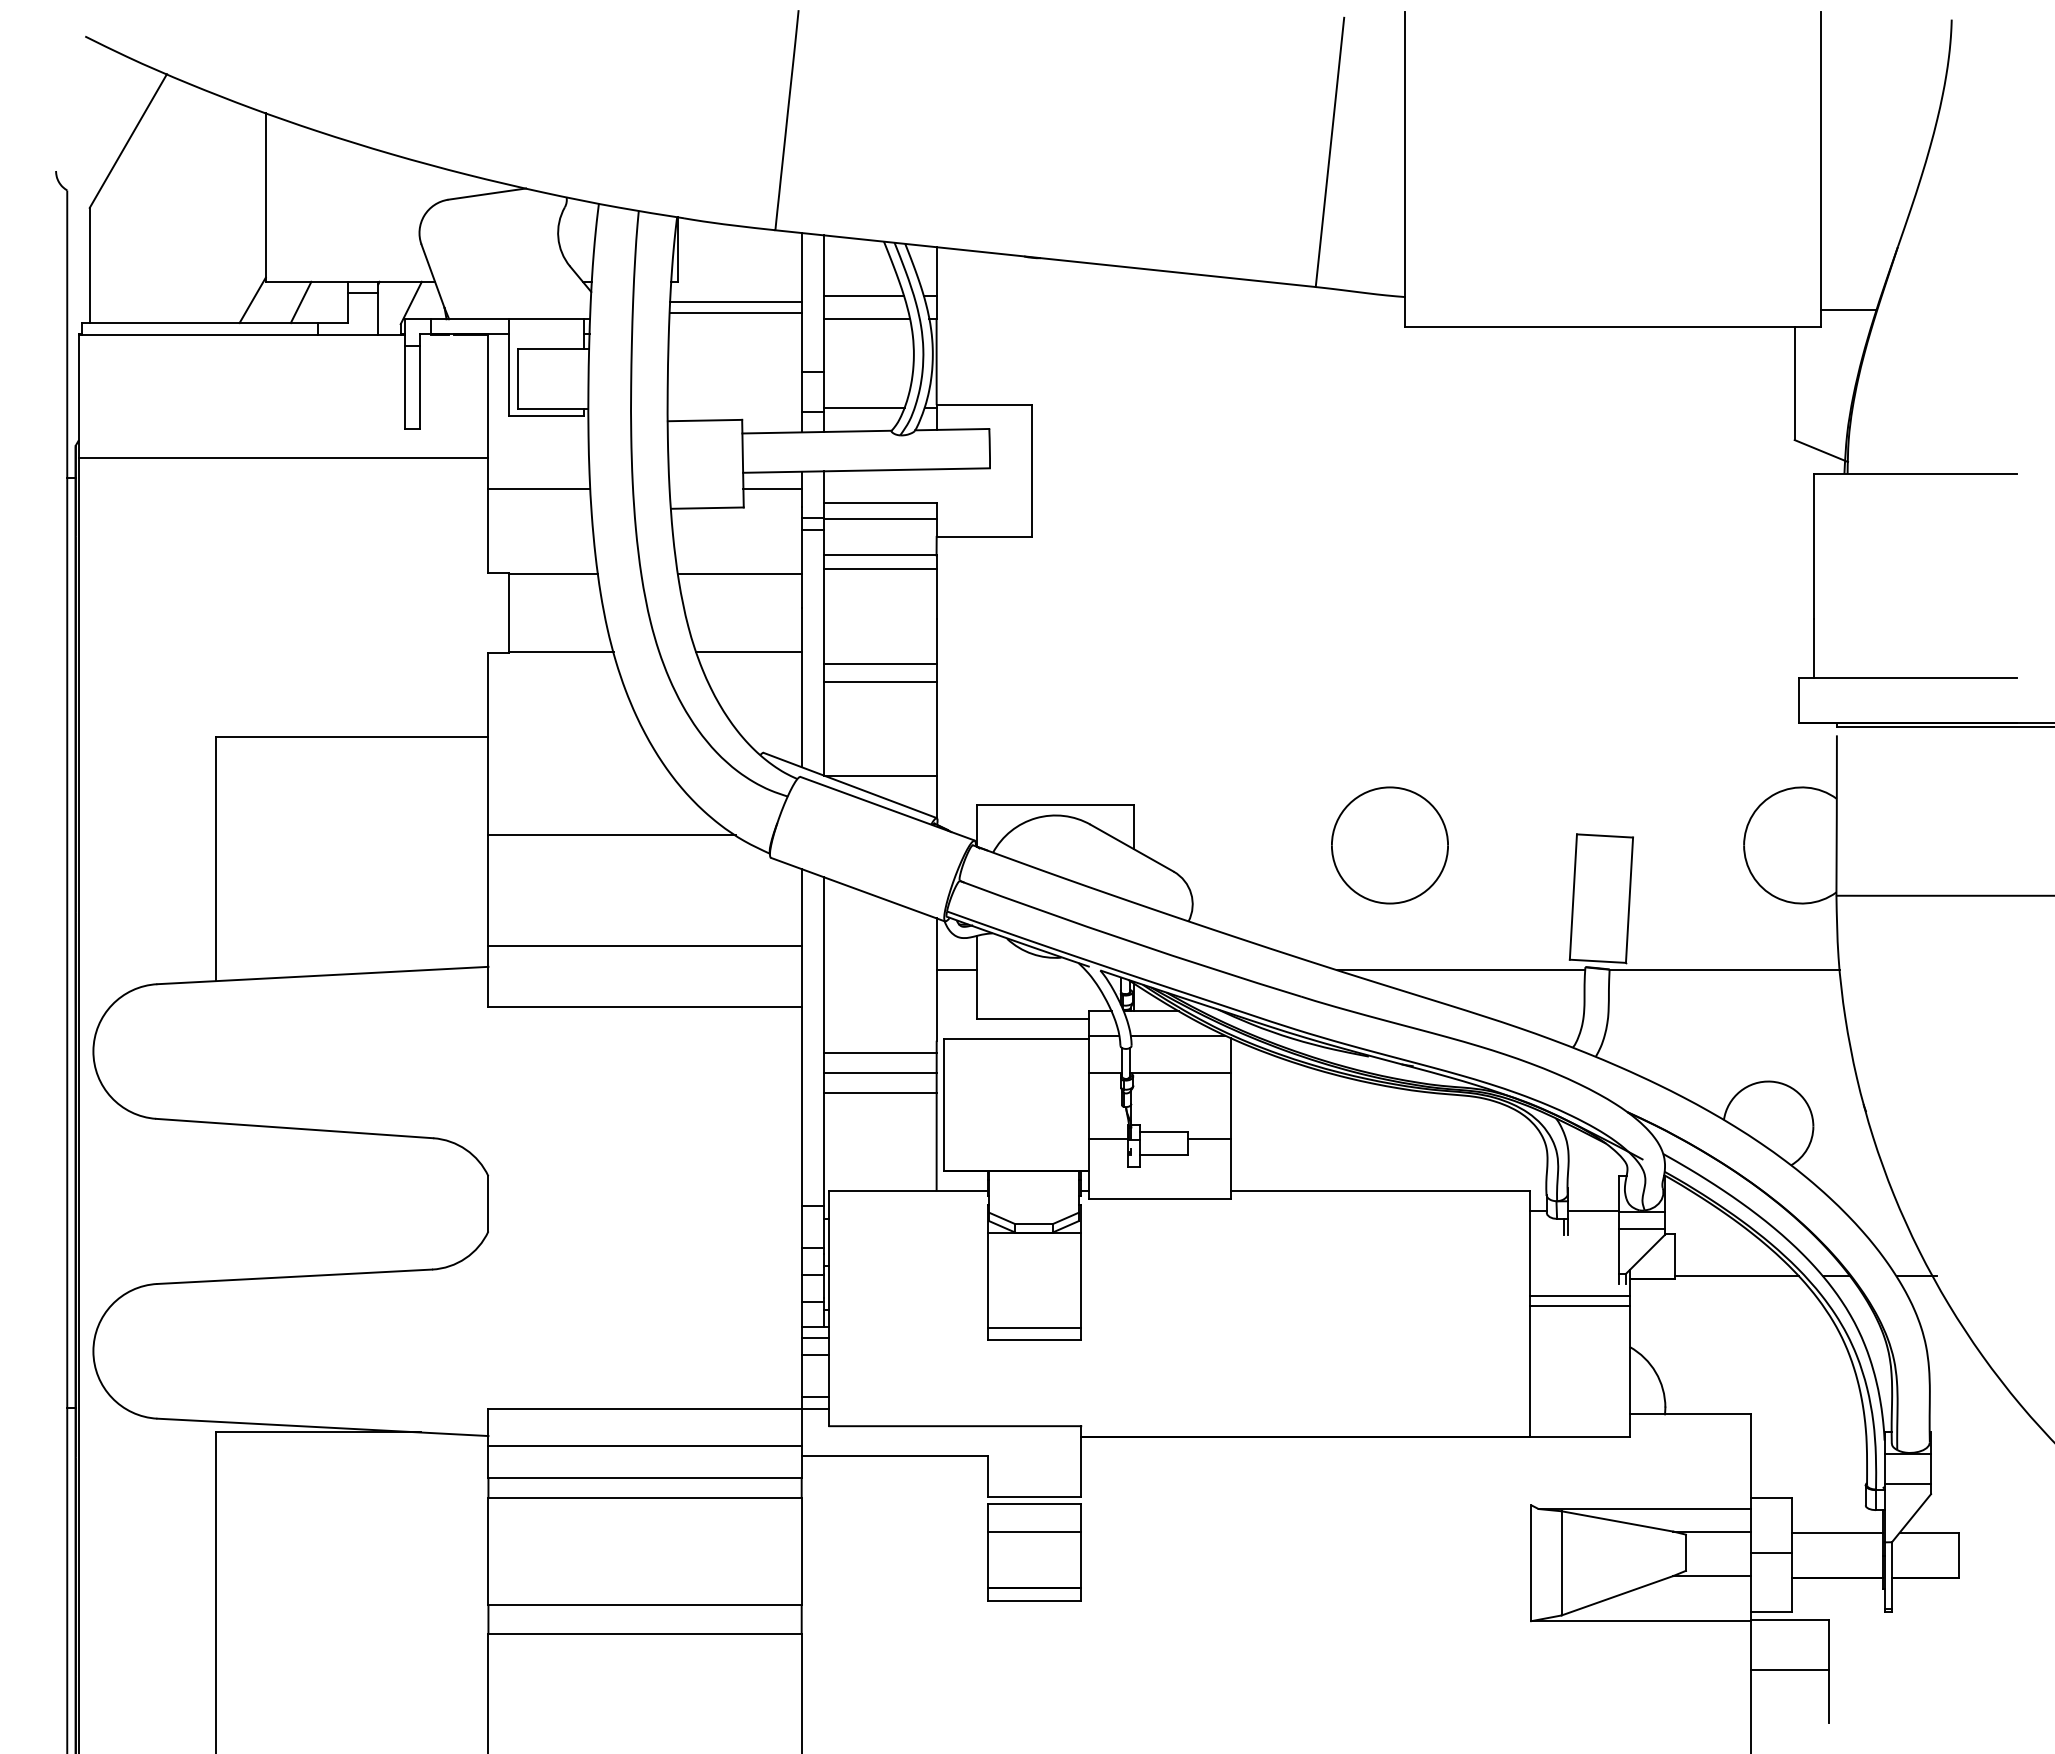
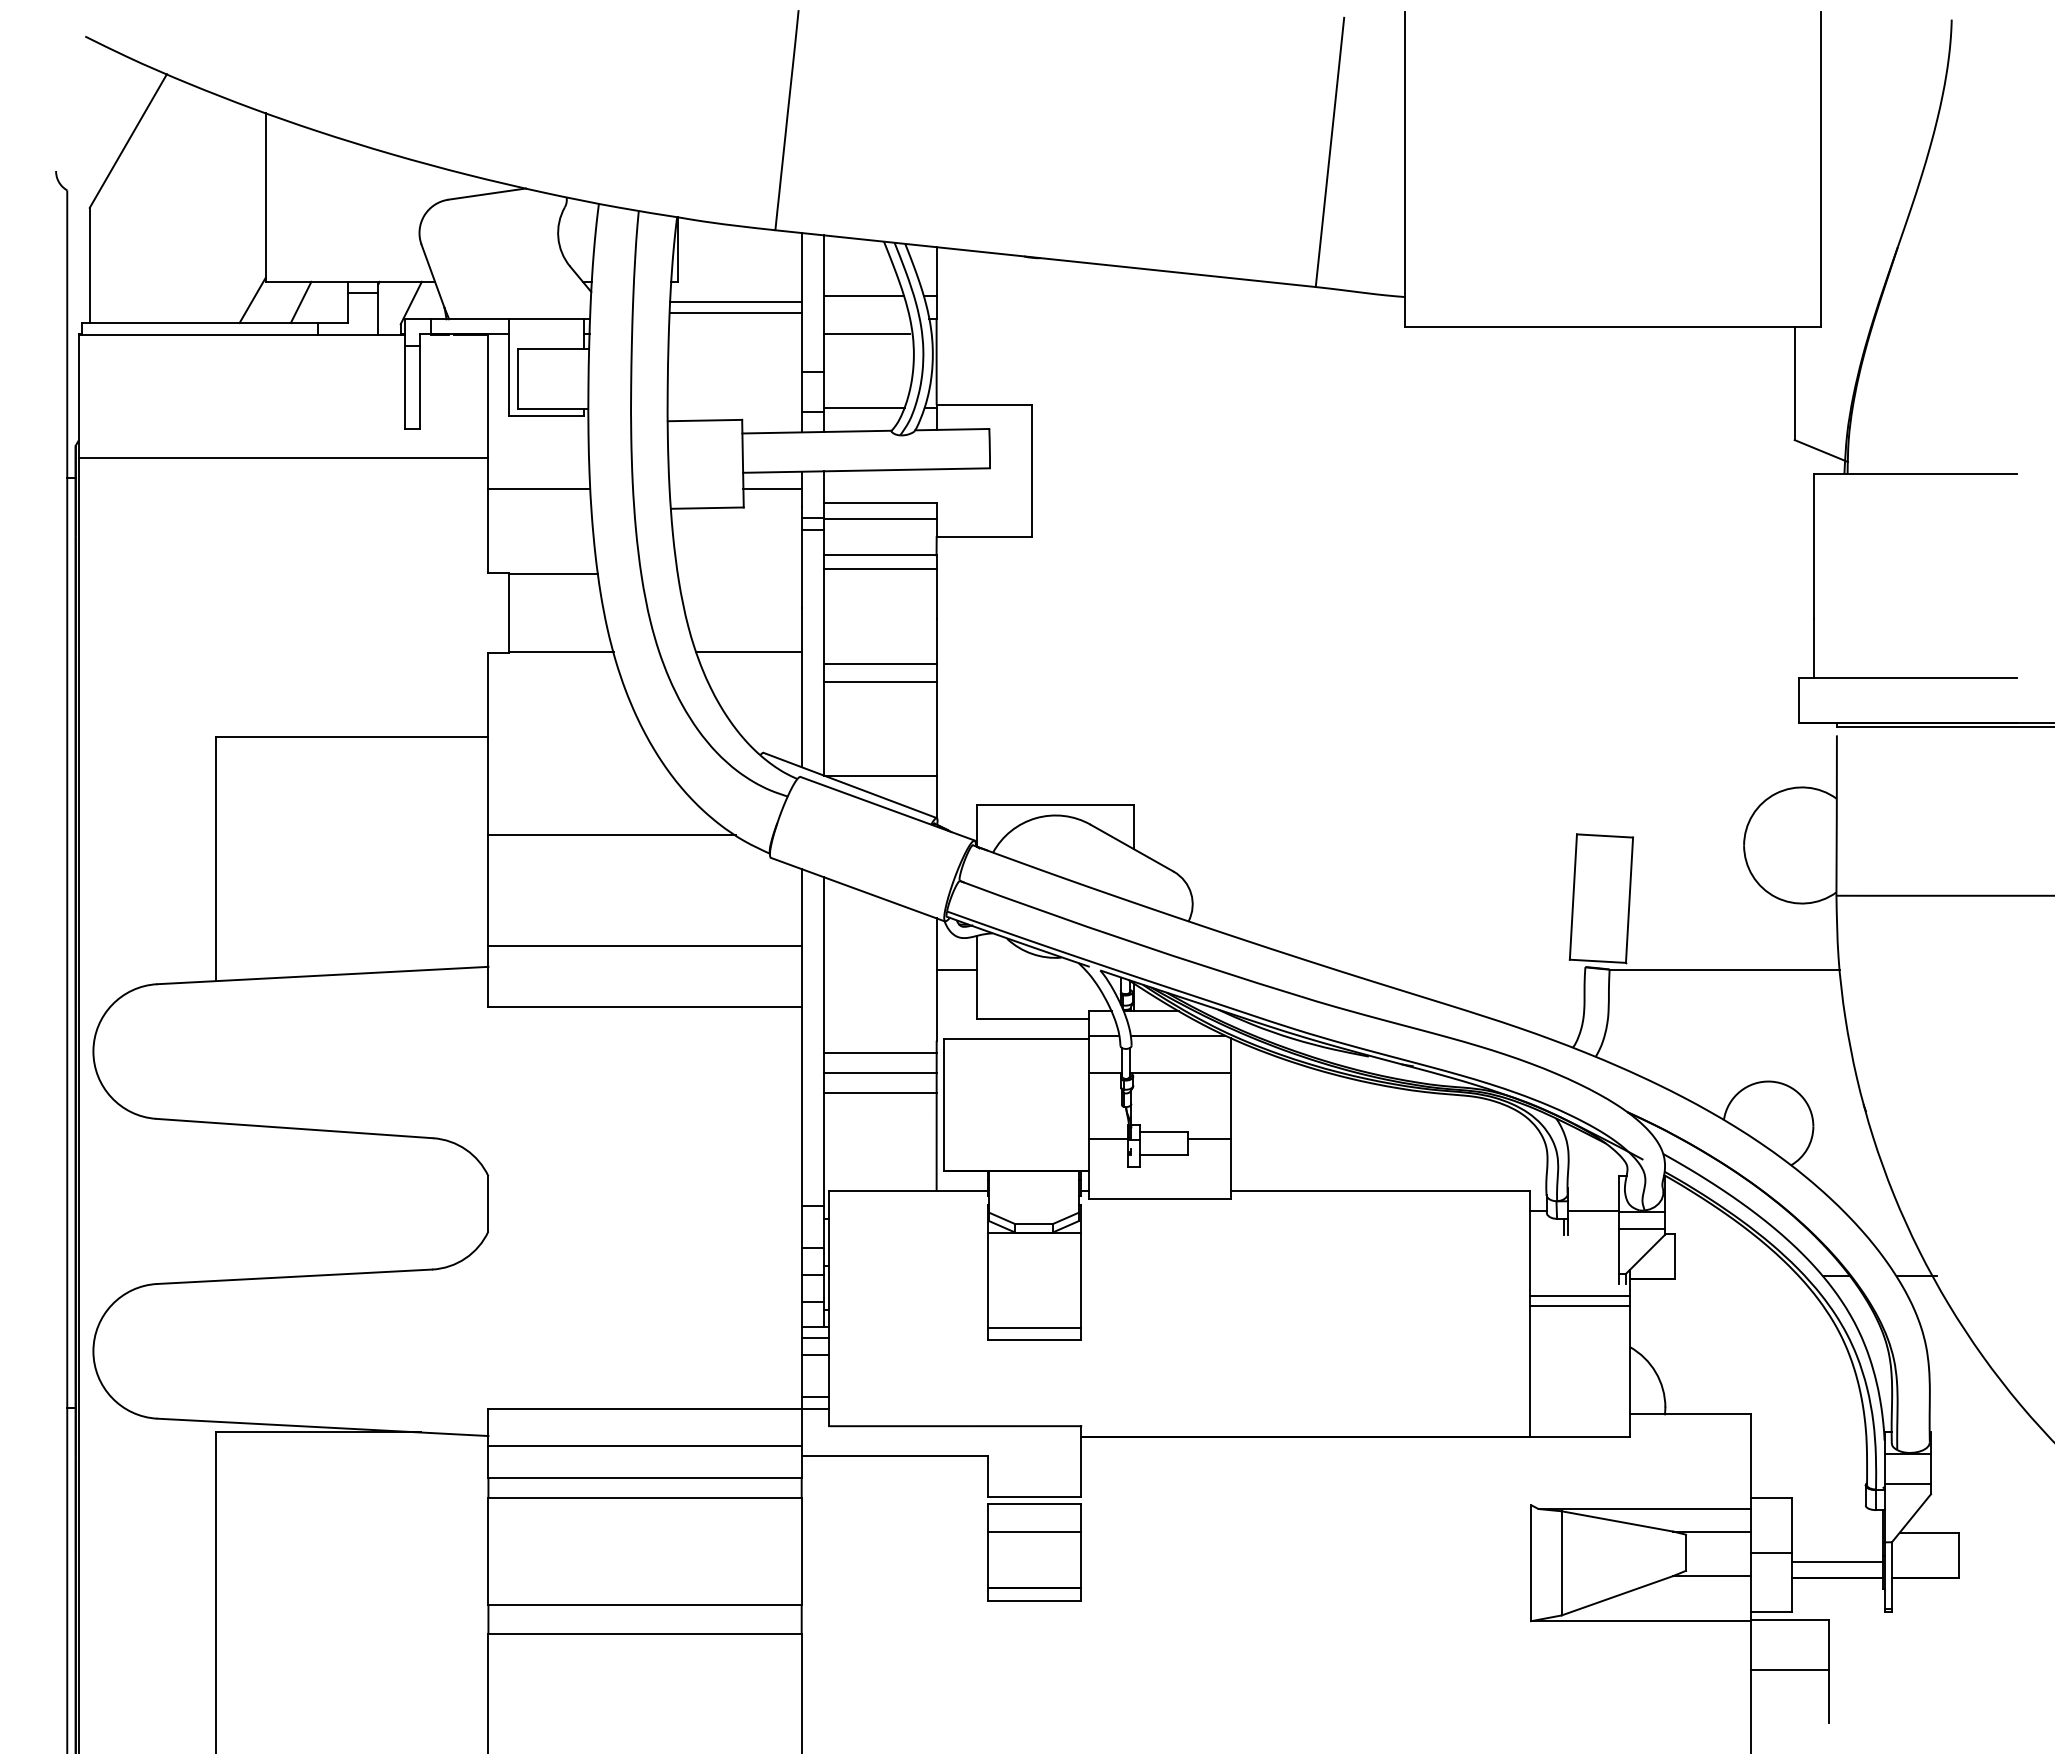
line: present -> none (1848, 309)
line position: (867, 318) -> (867, 333) (867, 333)
line: present -> none (739, 573)
part: present -> none (1389, 845)
line: present -> none (1461, 970)
line: present -> none (1736, 1276)
line position: (1837, 1532) -> (1837, 1561) (1837, 1561)
